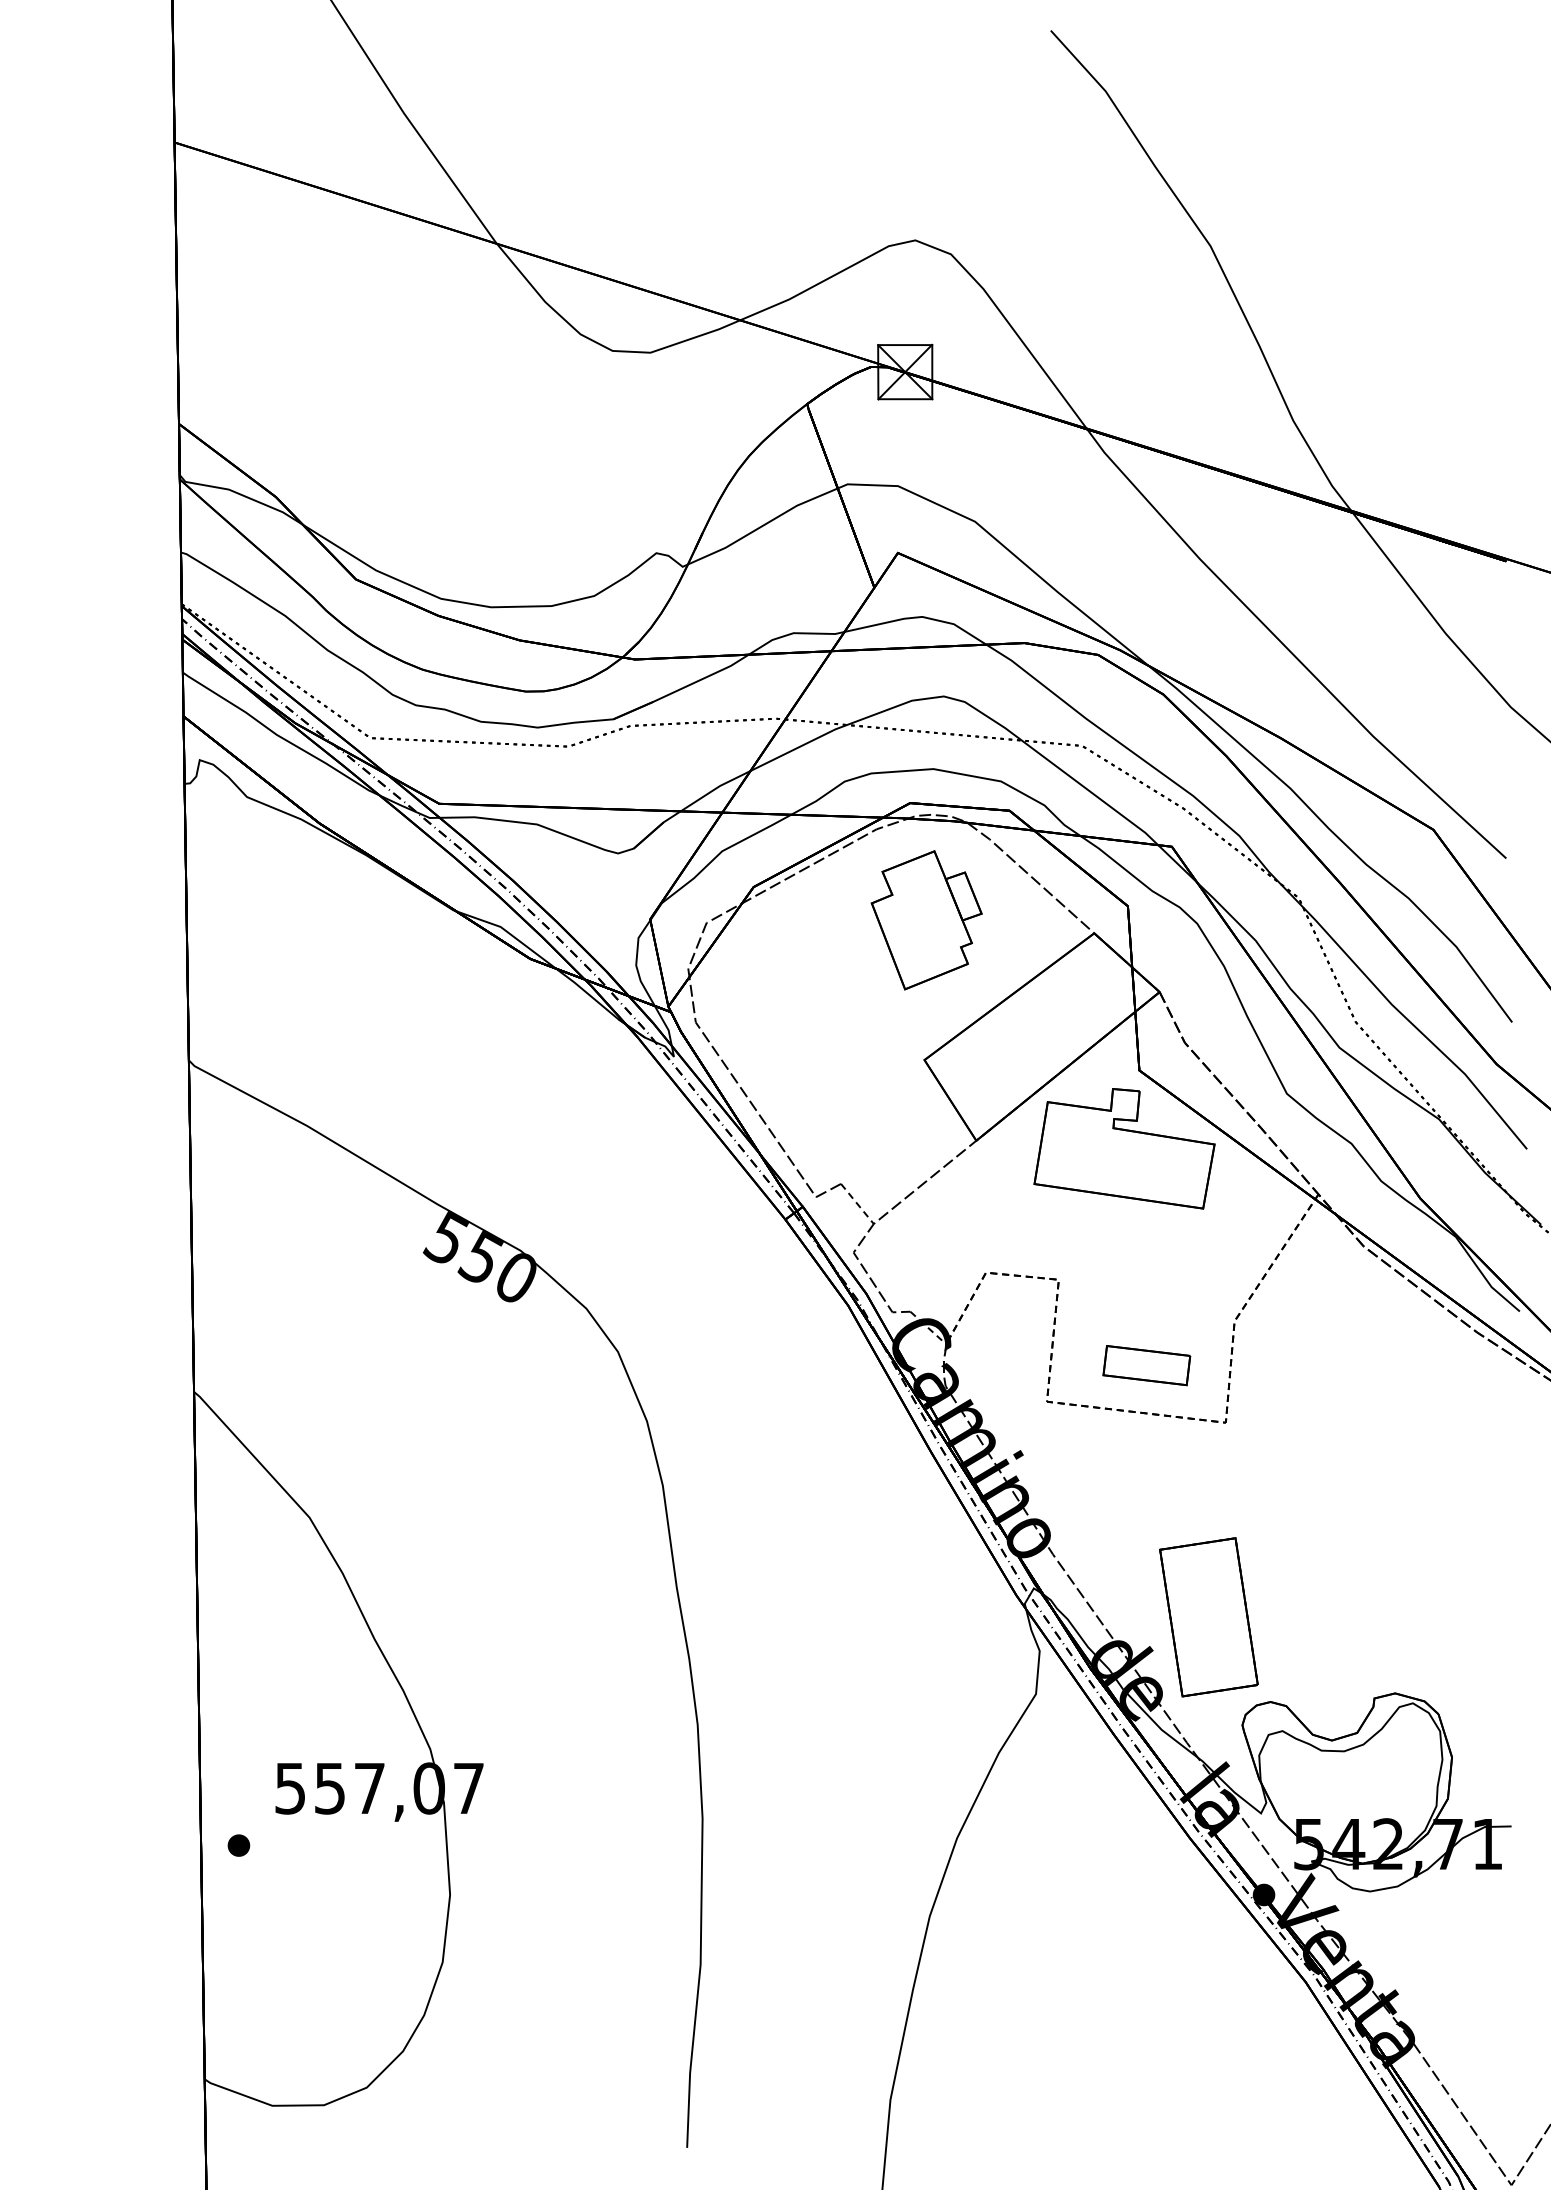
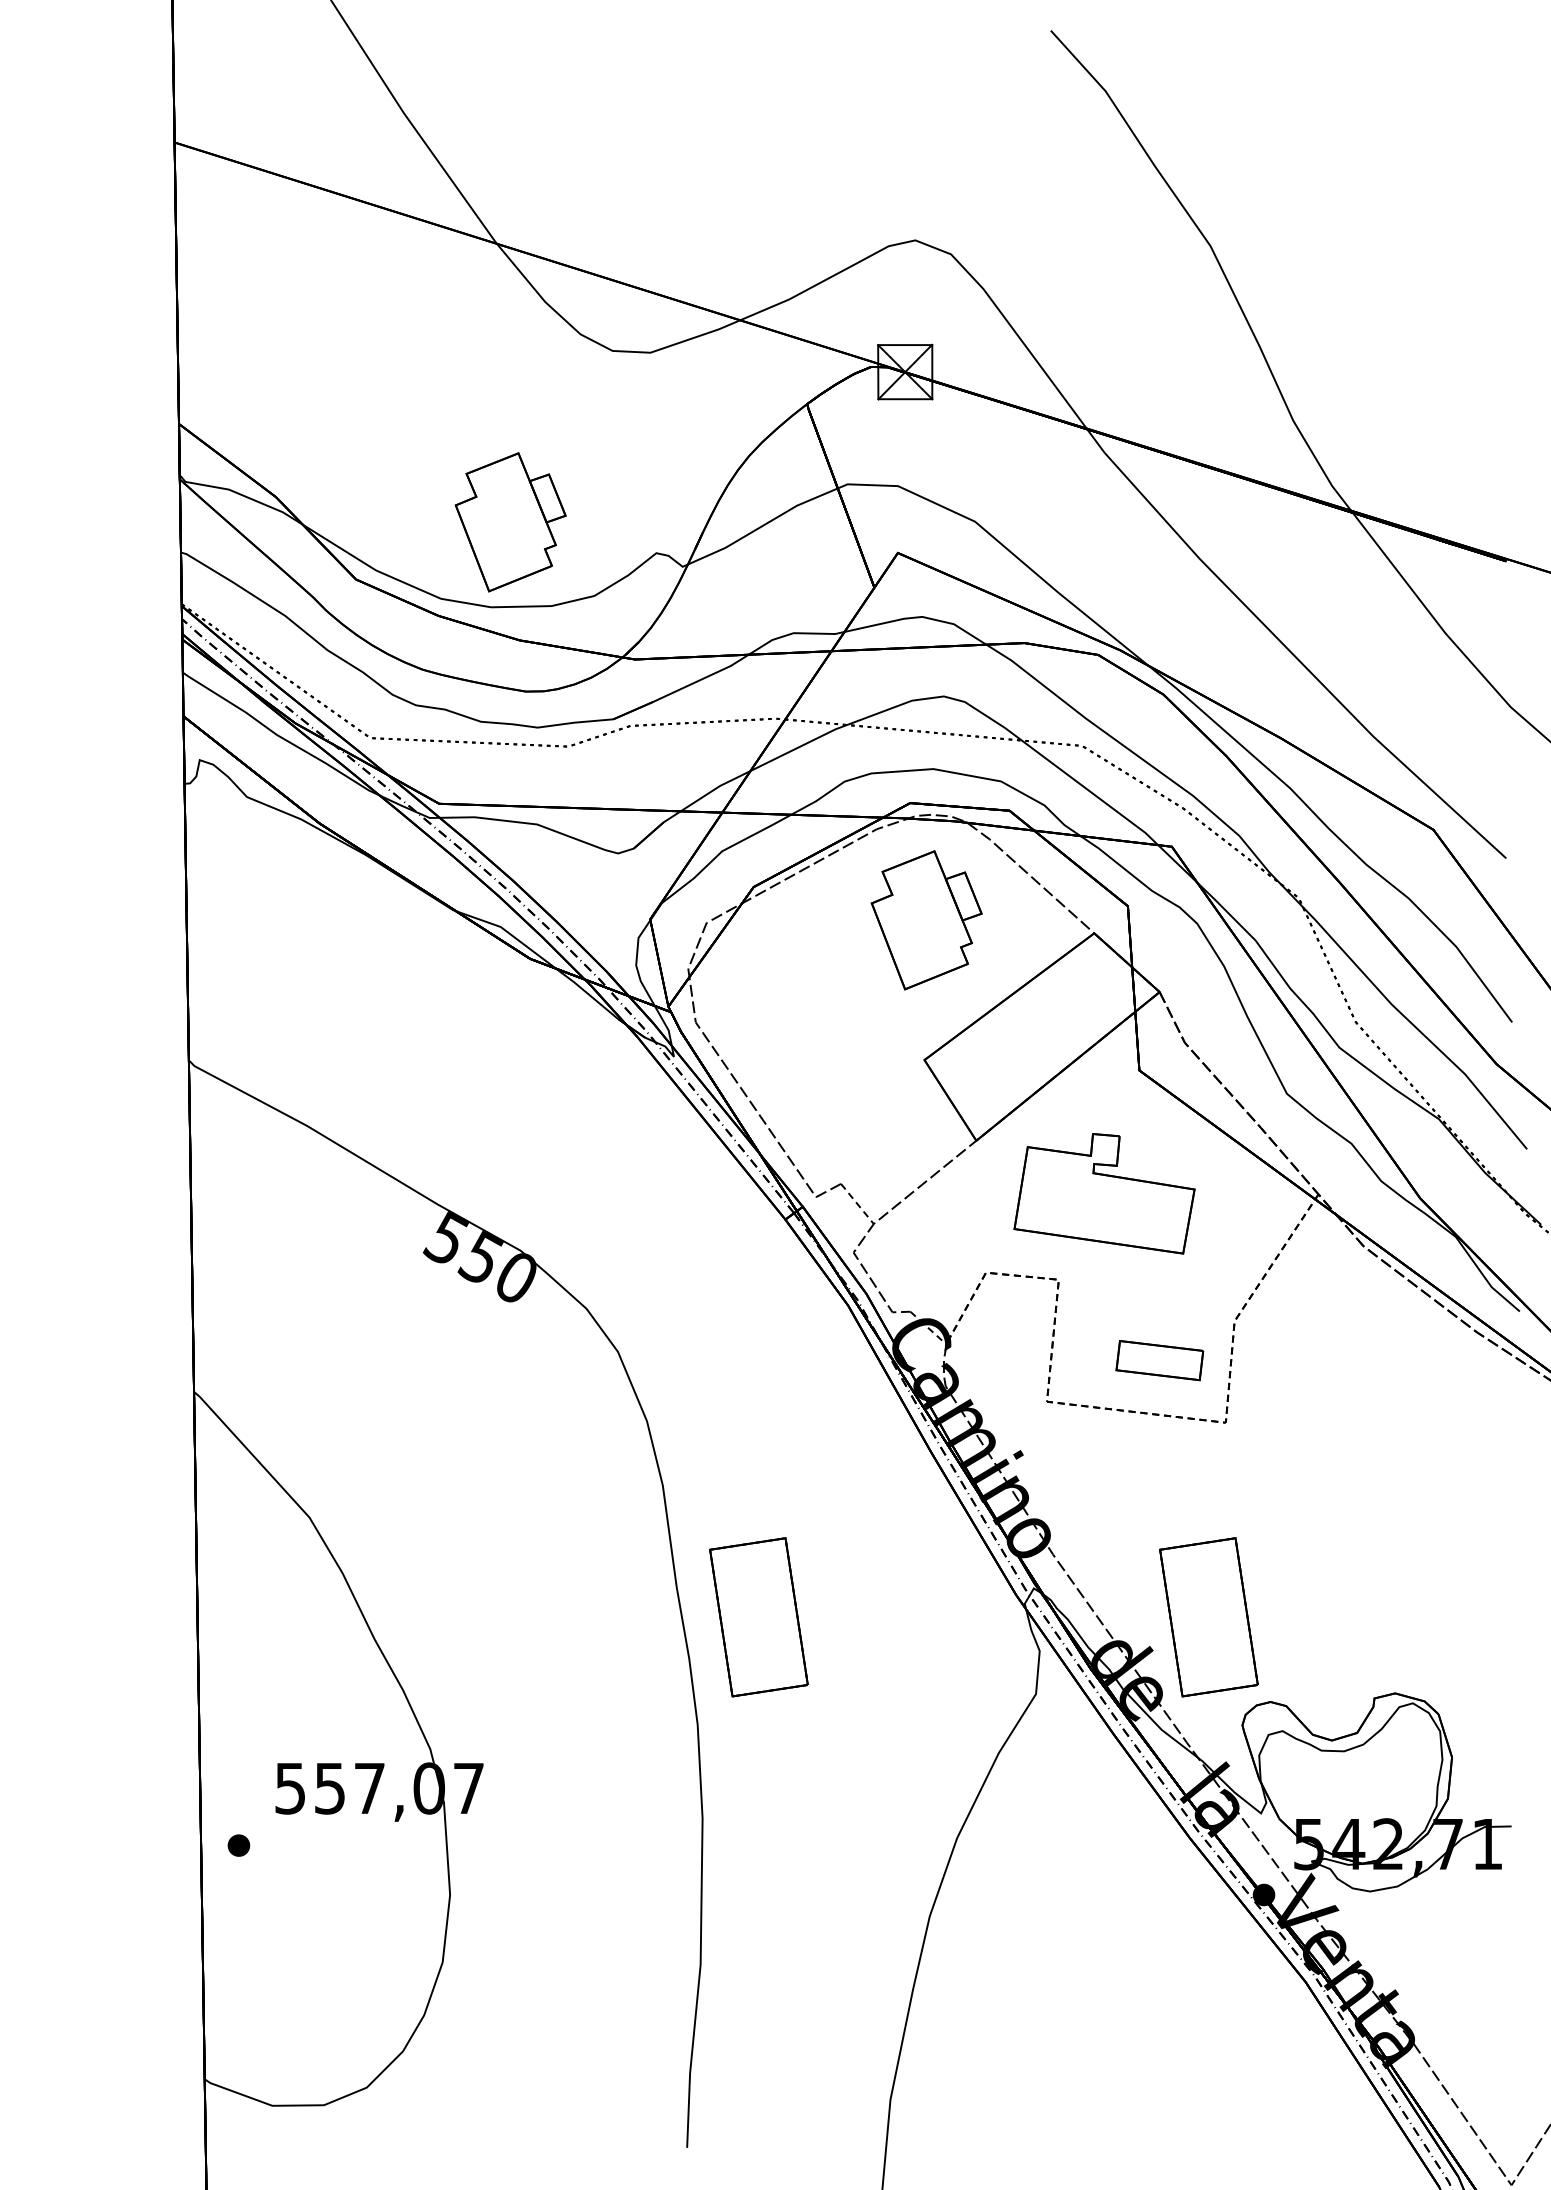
part: none -> present (510, 522)
part position: (1124, 1148) -> (1104, 1193) (1104, 1193)
part position: (1146, 1365) -> (1159, 1360) (1159, 1360)
part: none -> present (758, 1617)
